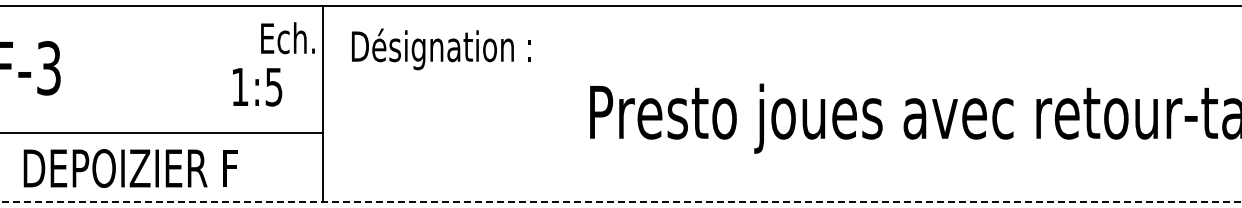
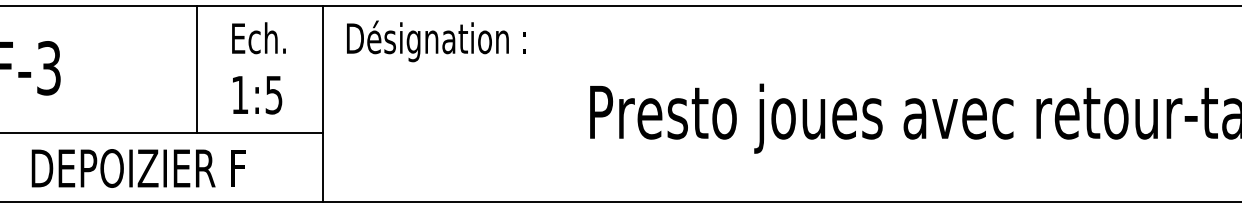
text position: (287, 38) -> (258, 38) (258, 38)
text position: (441, 49) -> (436, 41) (436, 41)
line: none -> present (197, 69)
text position: (257, 87) -> (257, 95) (257, 95)
text position: (130, 168) -> (138, 168) (138, 168)
line: dashed -> solid (620, 201)
